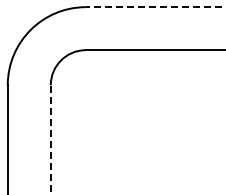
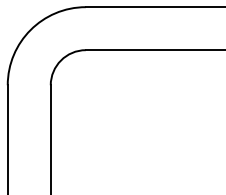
line: dashed -> solid (155, 7)
line: dashed -> solid (50, 140)
